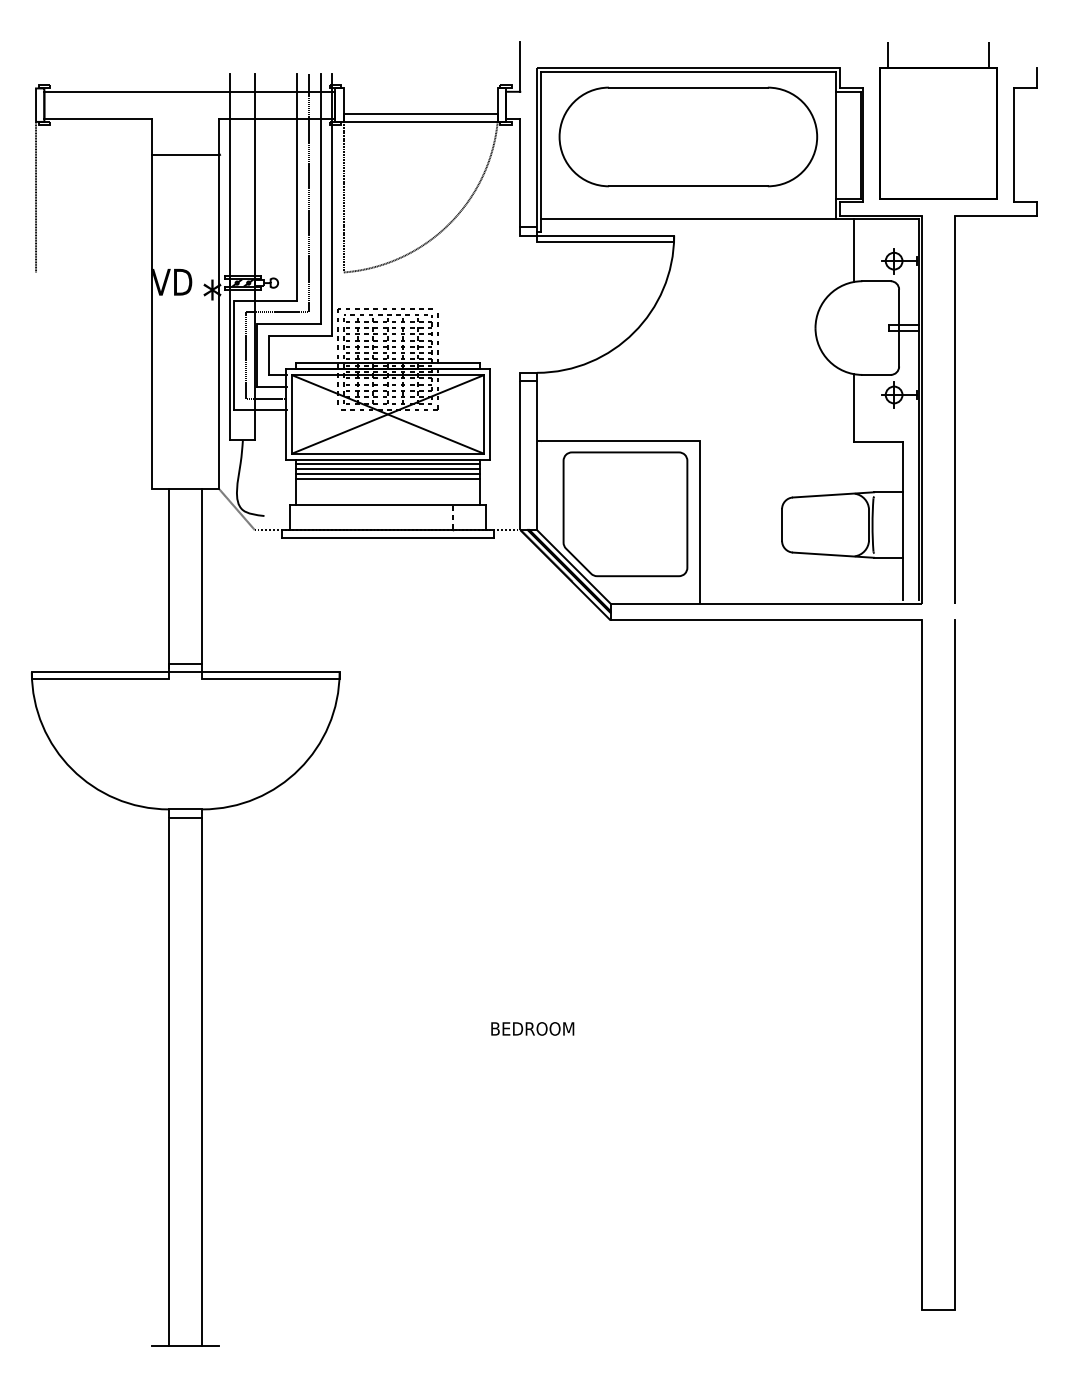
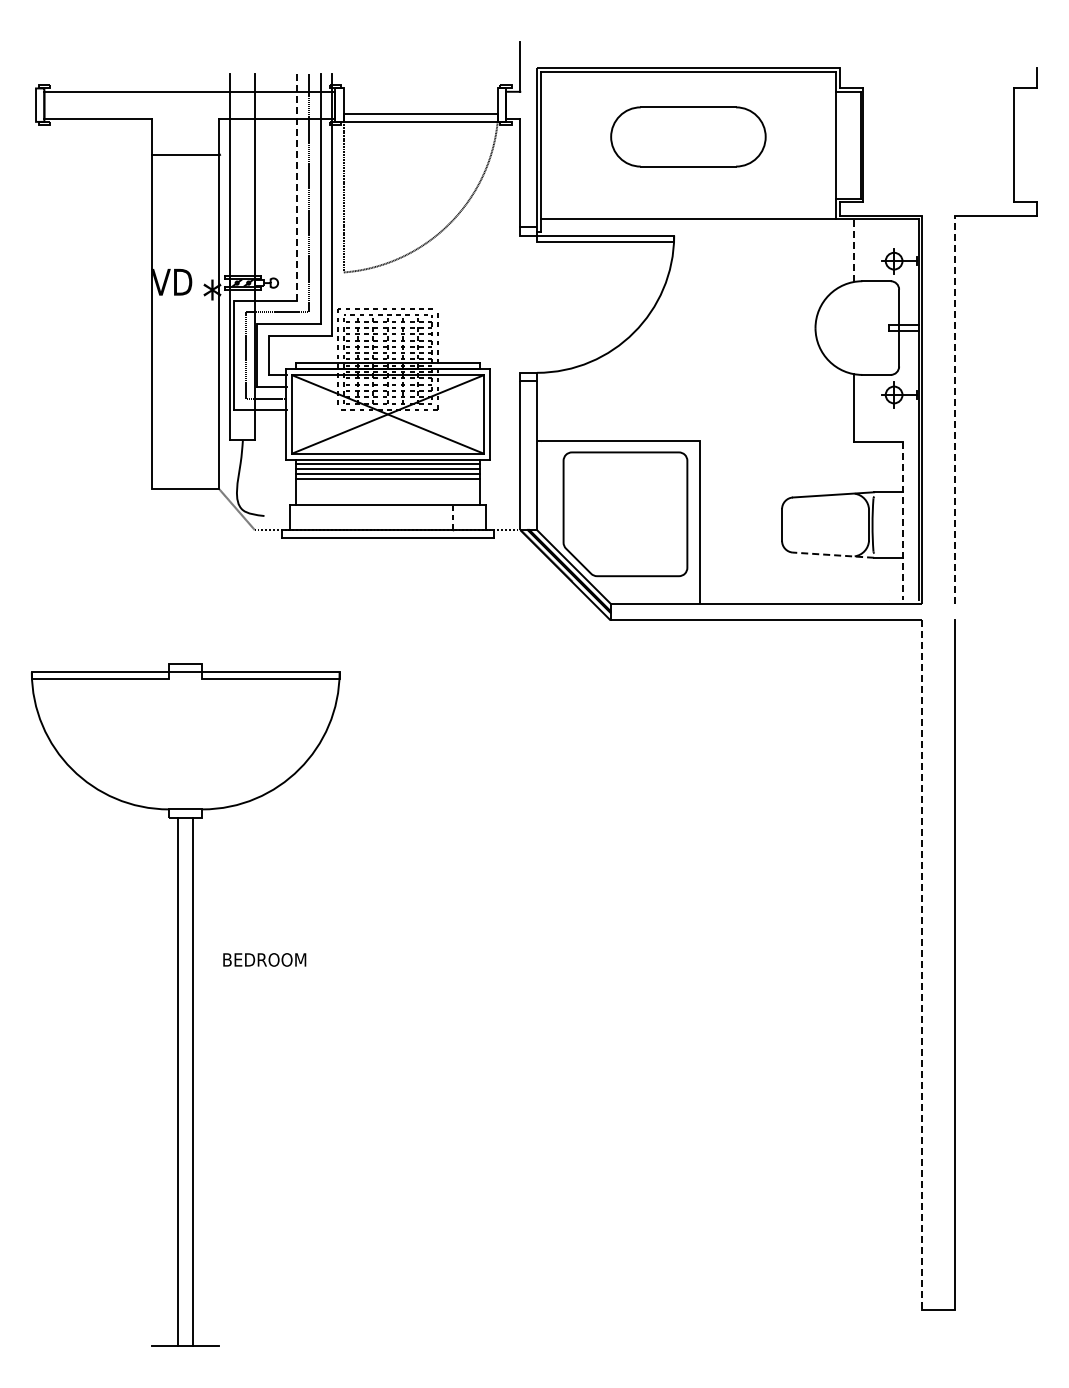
part: present -> none (938, 120)
part size: 261x102 px -> 157x62 px (688, 136)
line: solid -> dashed (297, 187)
line: present -> none (36, 196)
line: solid -> dashed (853, 250)
line: solid -> dashed (955, 409)
line: solid -> dashed (902, 521)
line: solid -> dashed (833, 555)
line: present -> none (202, 576)
line: present -> none (169, 578)
line: solid -> dashed (921, 965)
text position: (532, 1028) -> (264, 959) (264, 959)
line position: (169, 1081) -> (178, 1081) (178, 1081)
line position: (202, 1081) -> (193, 1081) (193, 1081)
